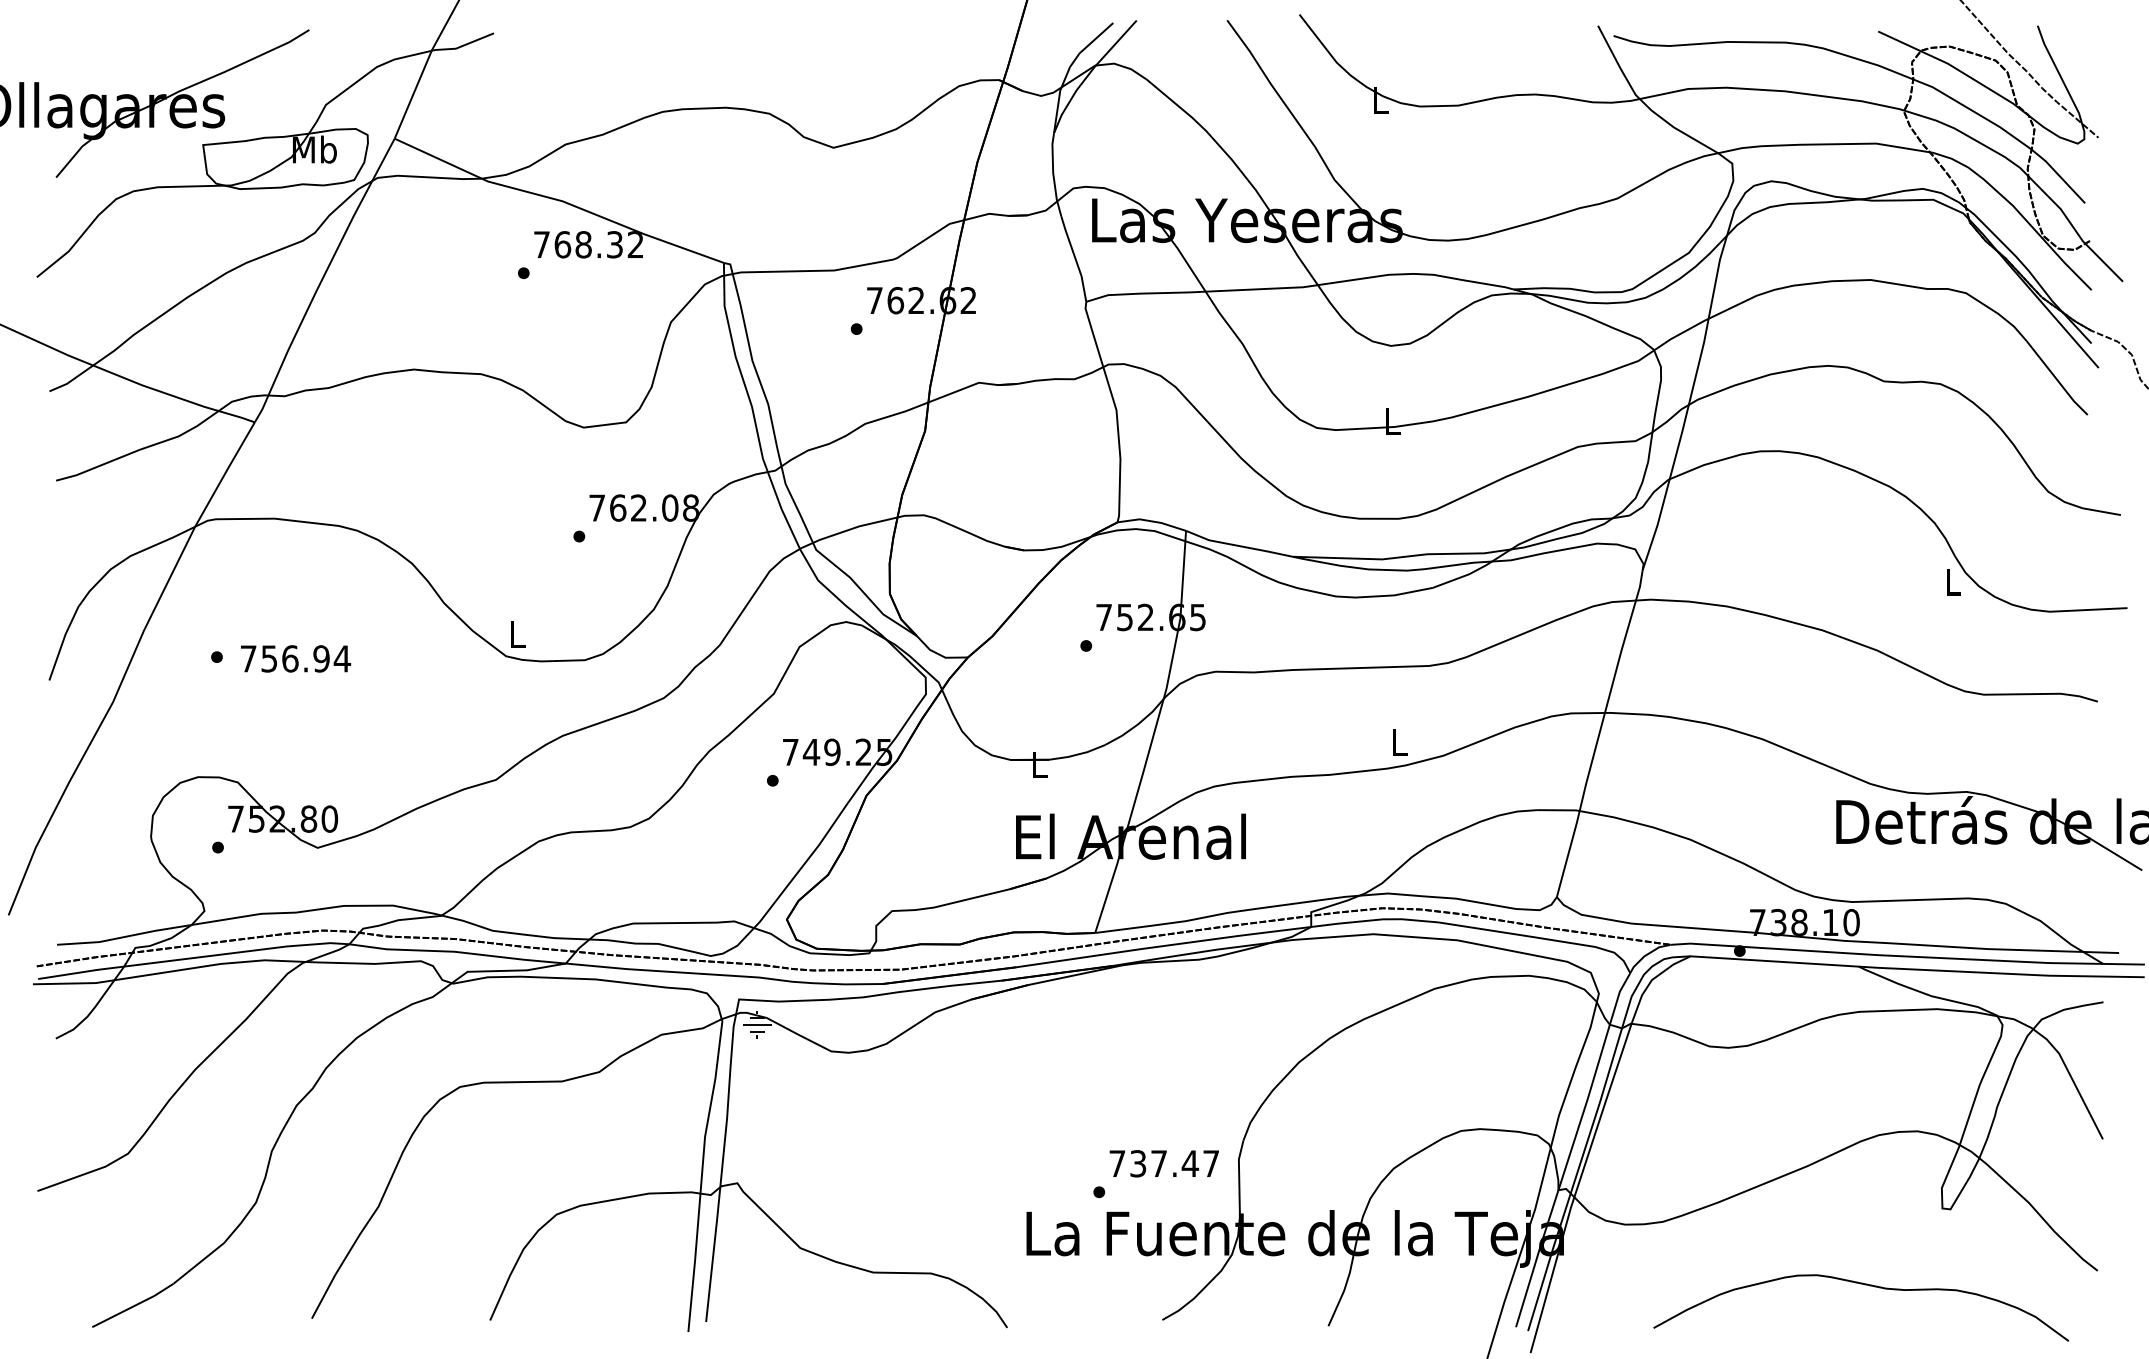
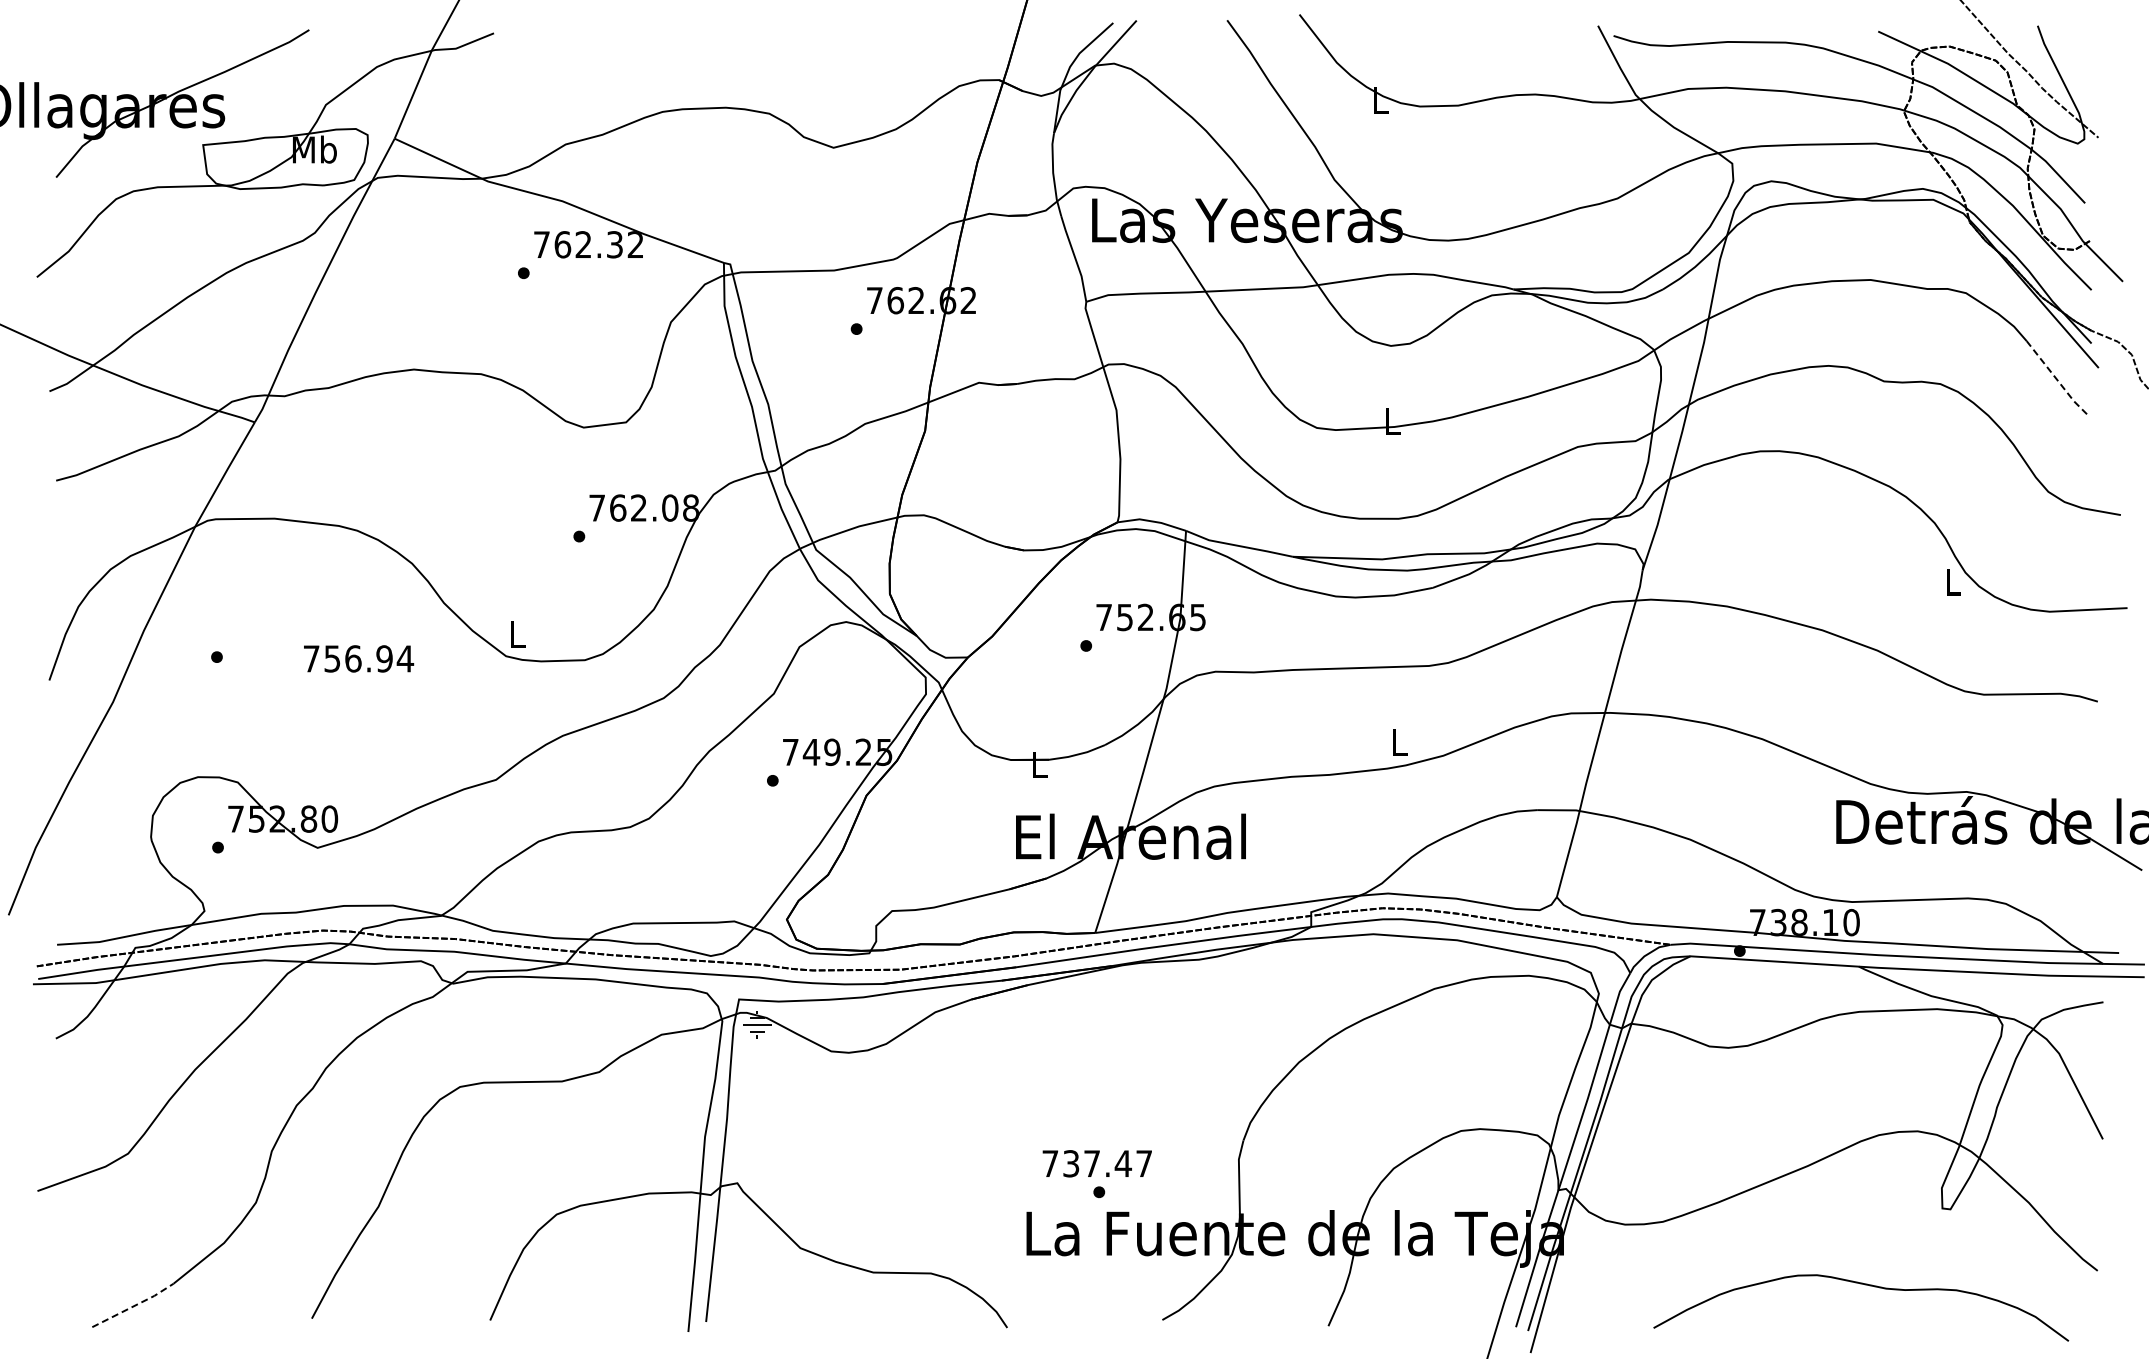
text: 768.32 -> 762.32 (583, 244)
line: solid -> dashed (2056, 379)
text position: (296, 658) -> (359, 658) (359, 658)
text position: (1163, 1163) -> (1096, 1163) (1096, 1163)
line: solid -> dashed (134, 1306)
